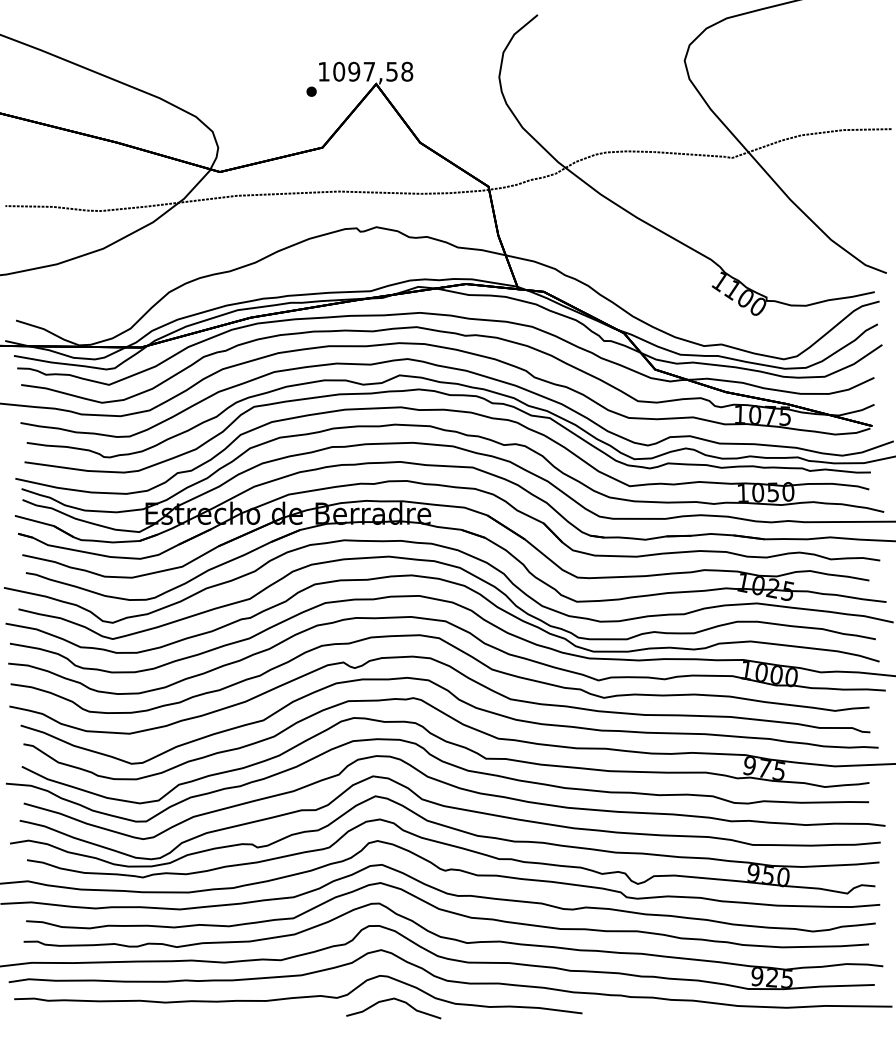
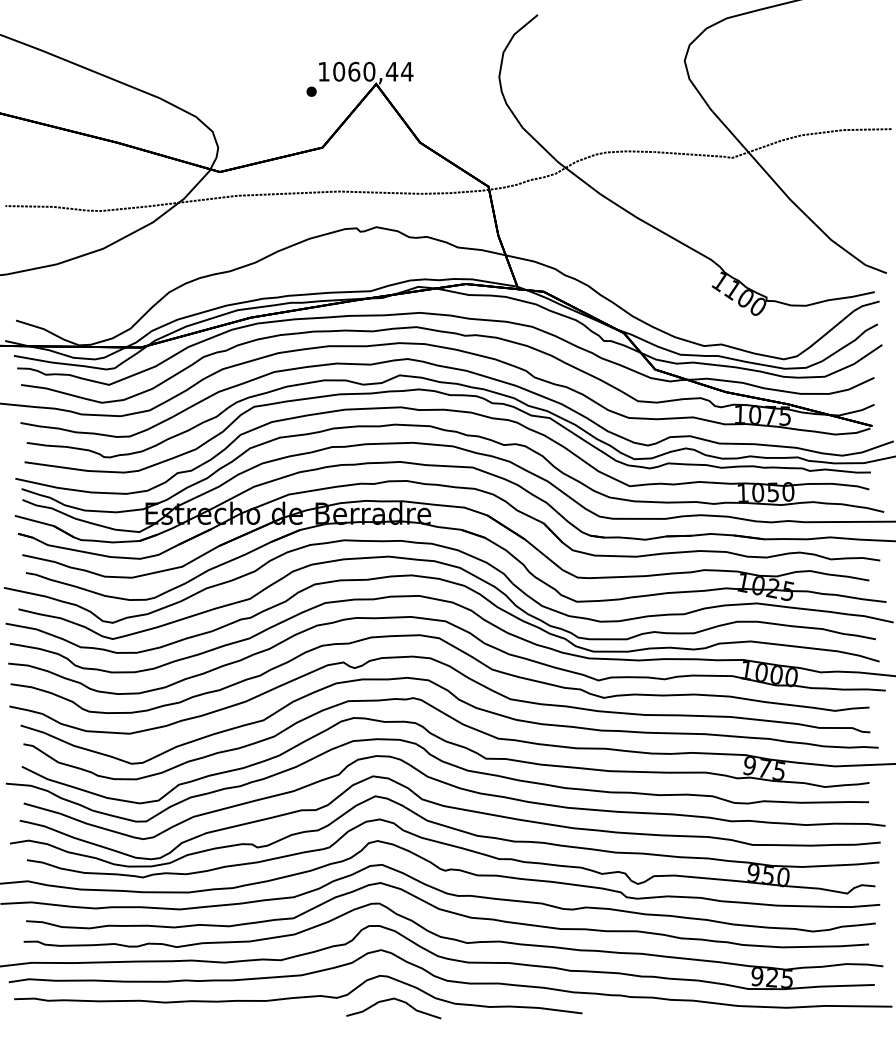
text: 1097,58 -> 1060,44 (380, 71)
